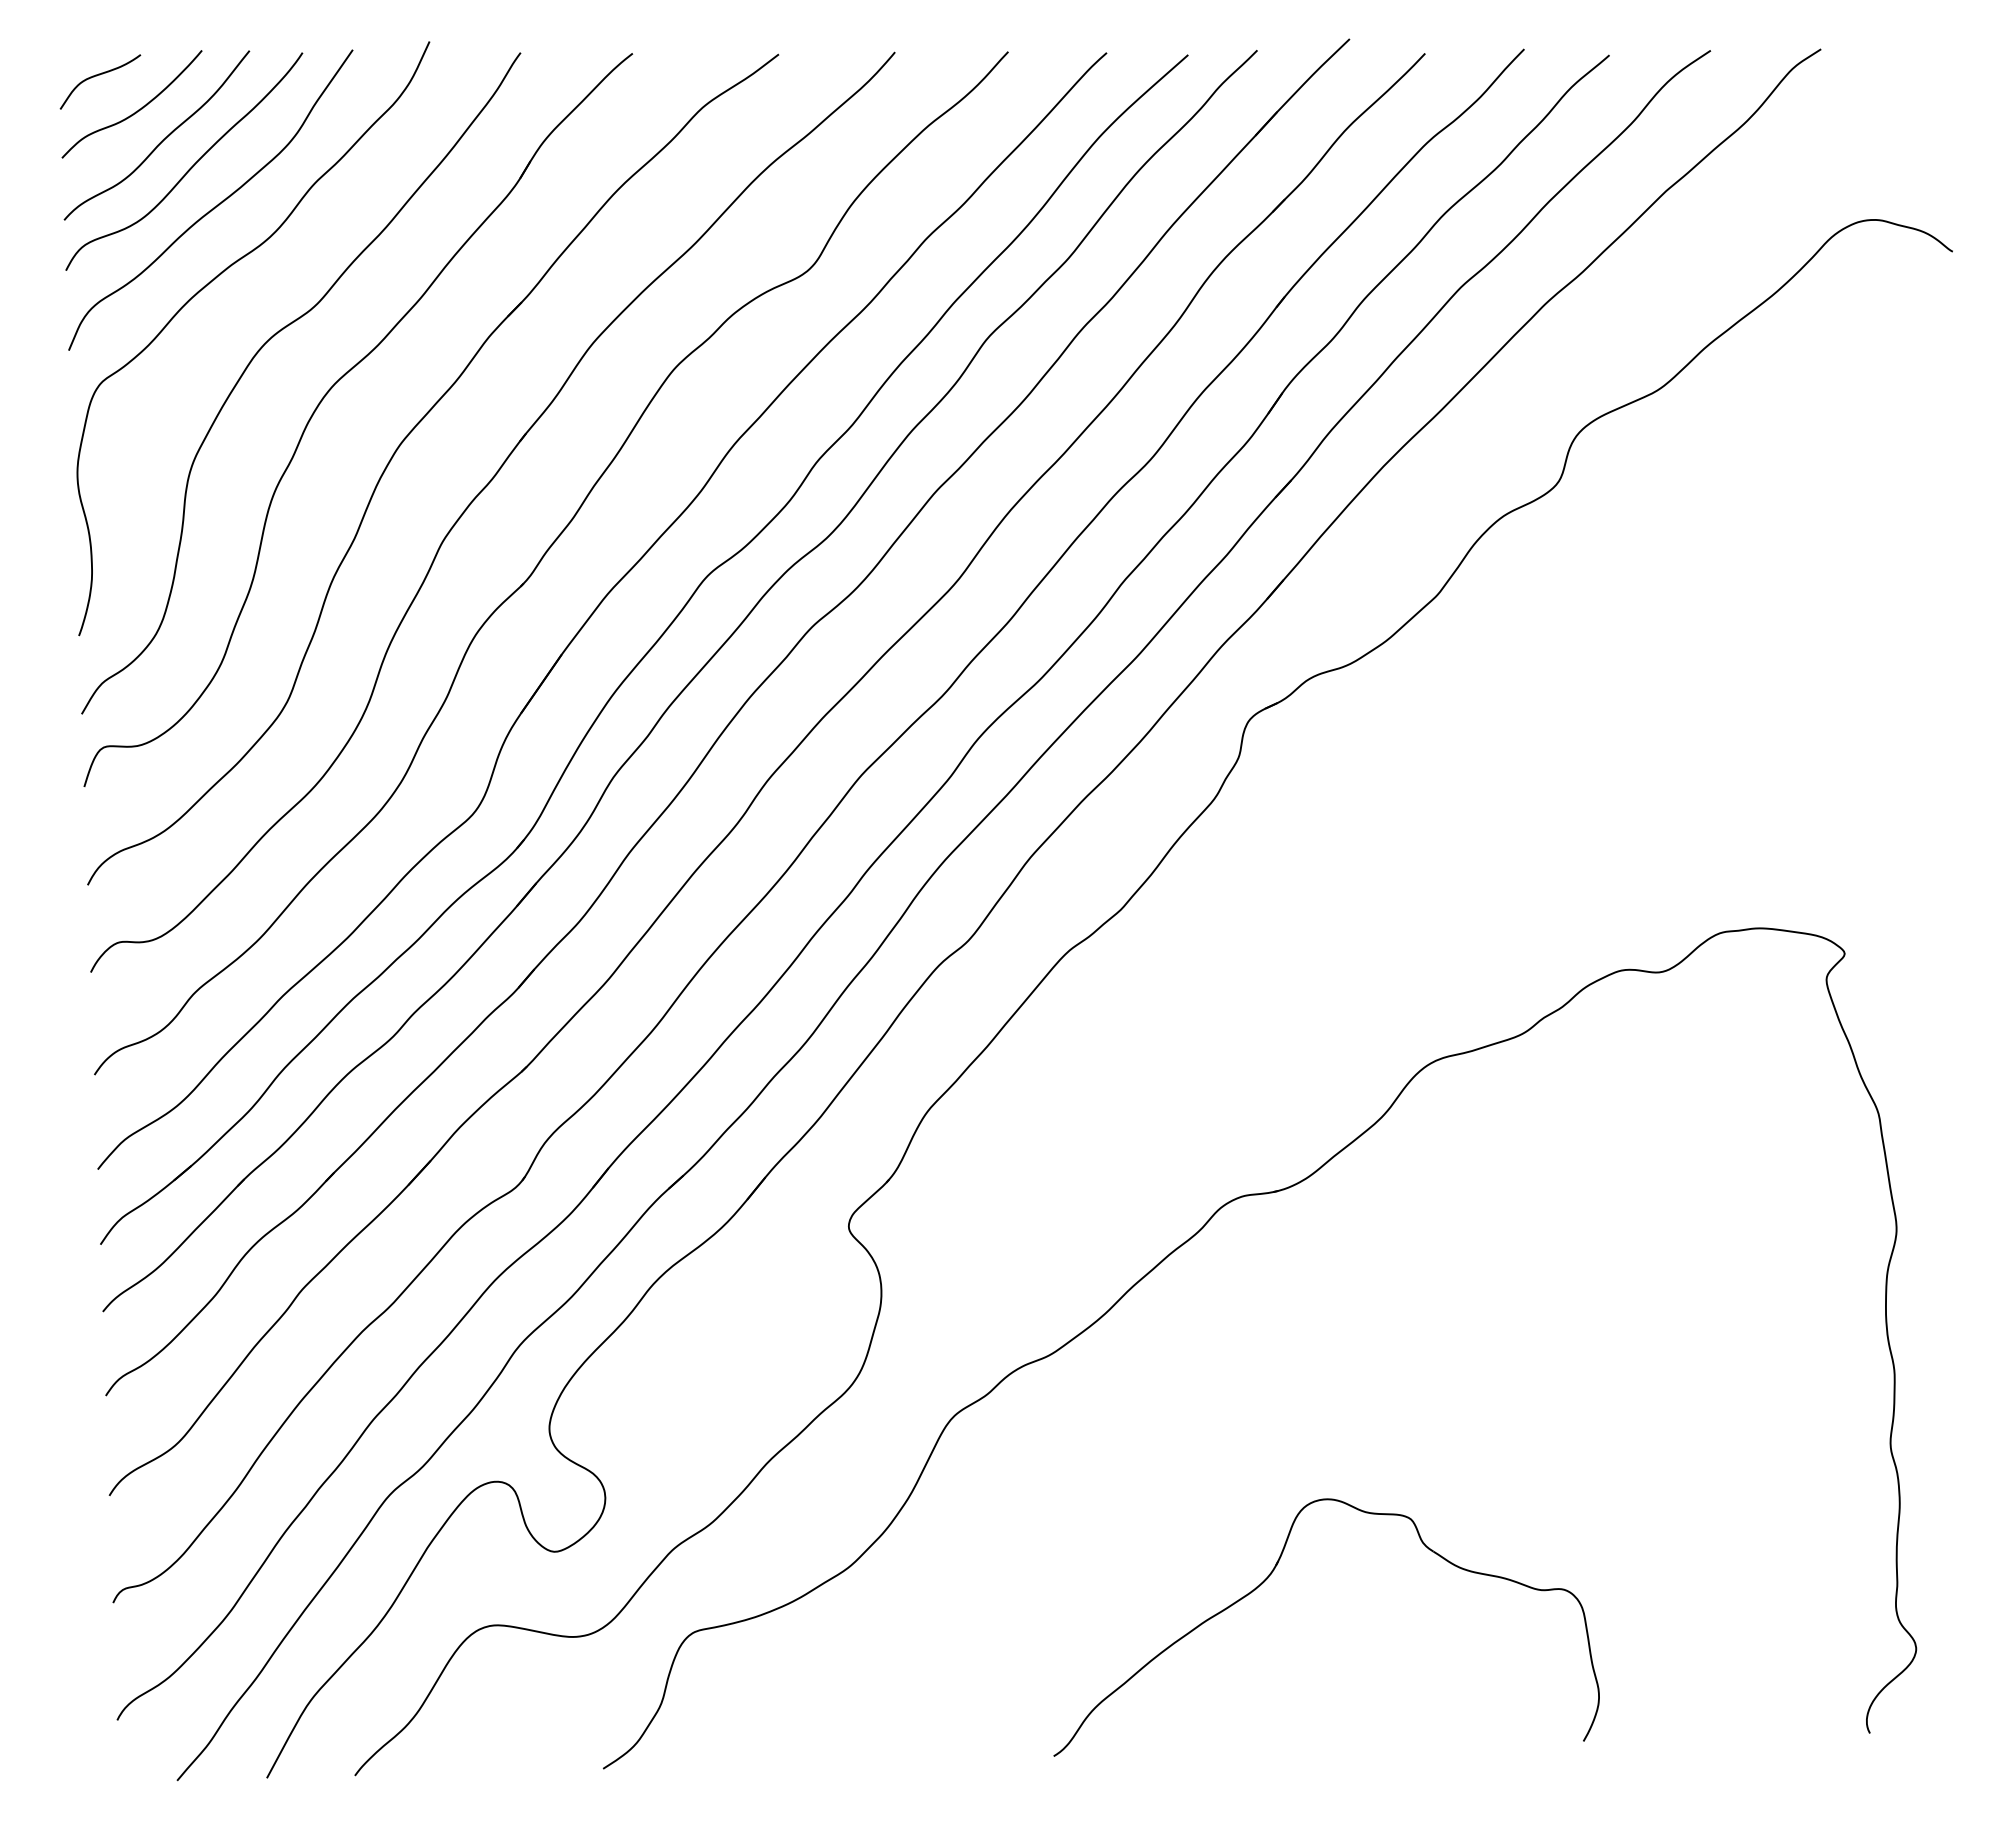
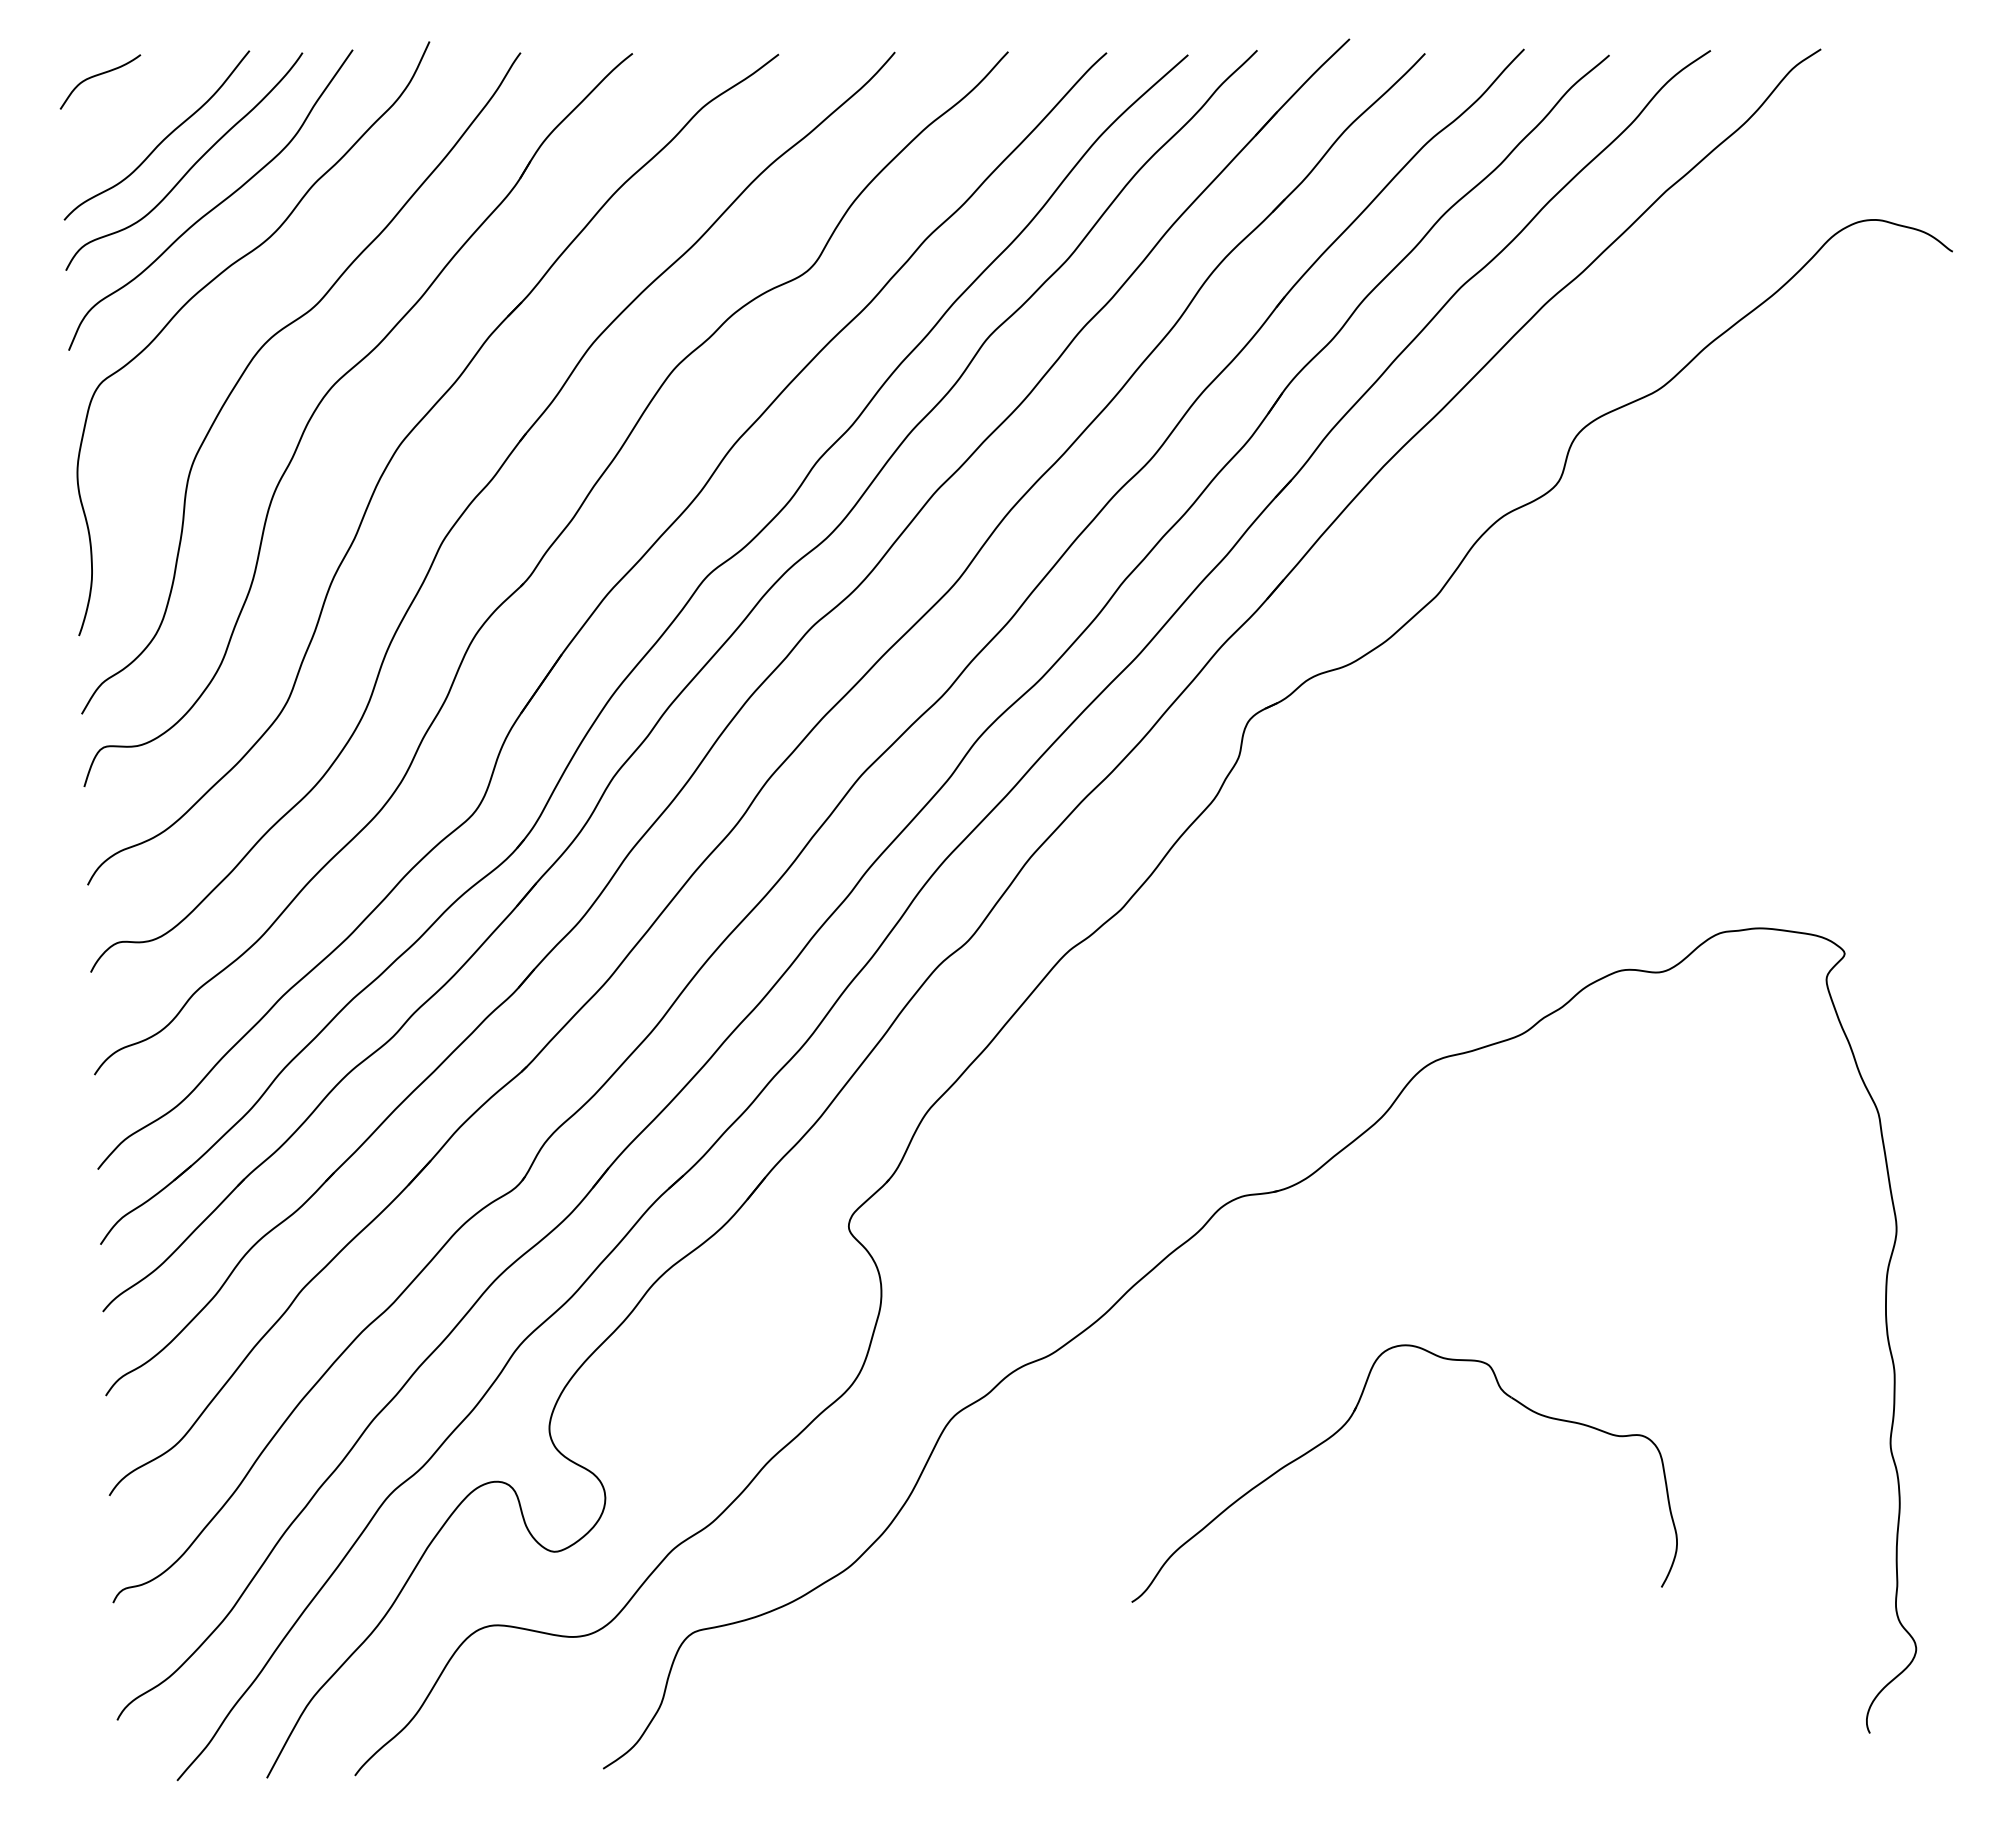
curve: present -> none (135, 111)
part position: (1268, 1578) -> (1346, 1424) (1346, 1424)
